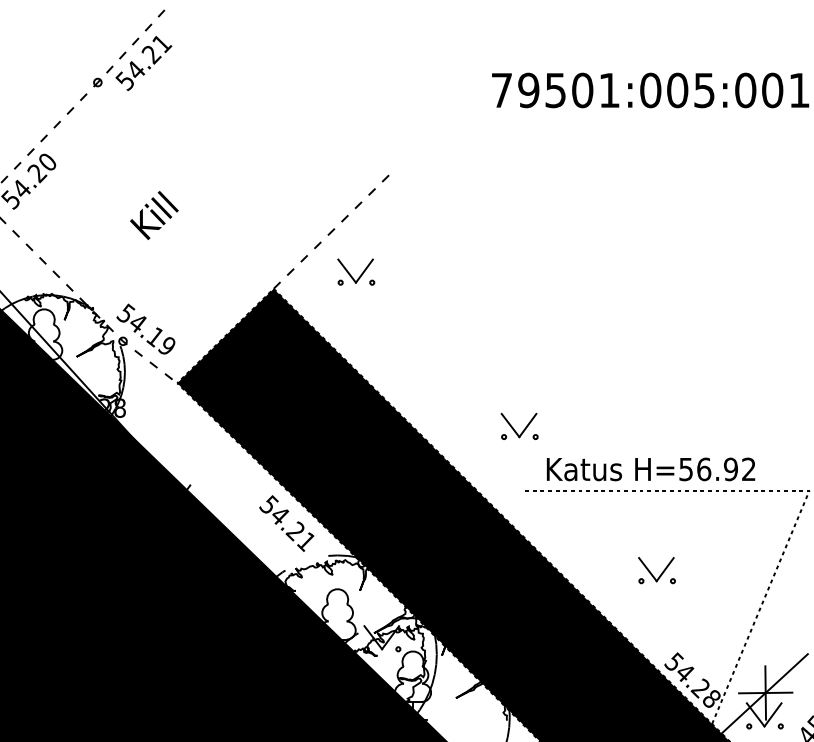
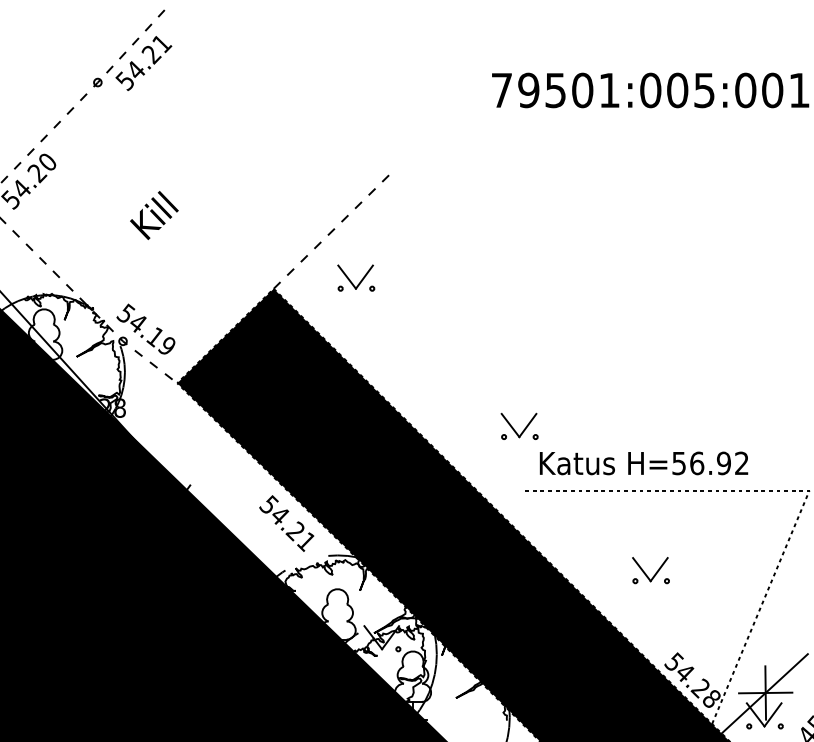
part position: (356, 271) -> (356, 277) (356, 277)
text position: (650, 469) -> (643, 463) (643, 463)
part position: (656, 570) -> (650, 570) (650, 570)
